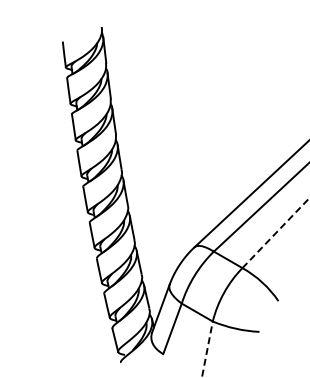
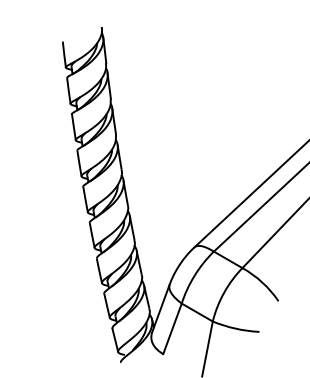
line: dashed -> solid (276, 232)
line: dashed -> solid (207, 348)
